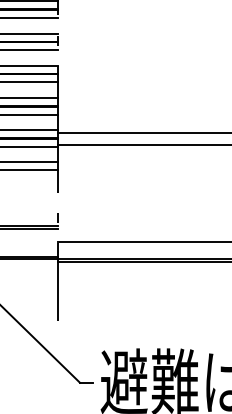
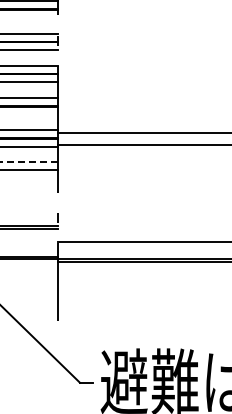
line: present -> none (29, 18)
line: present -> none (29, 114)
line: solid -> dashed (28, 162)
